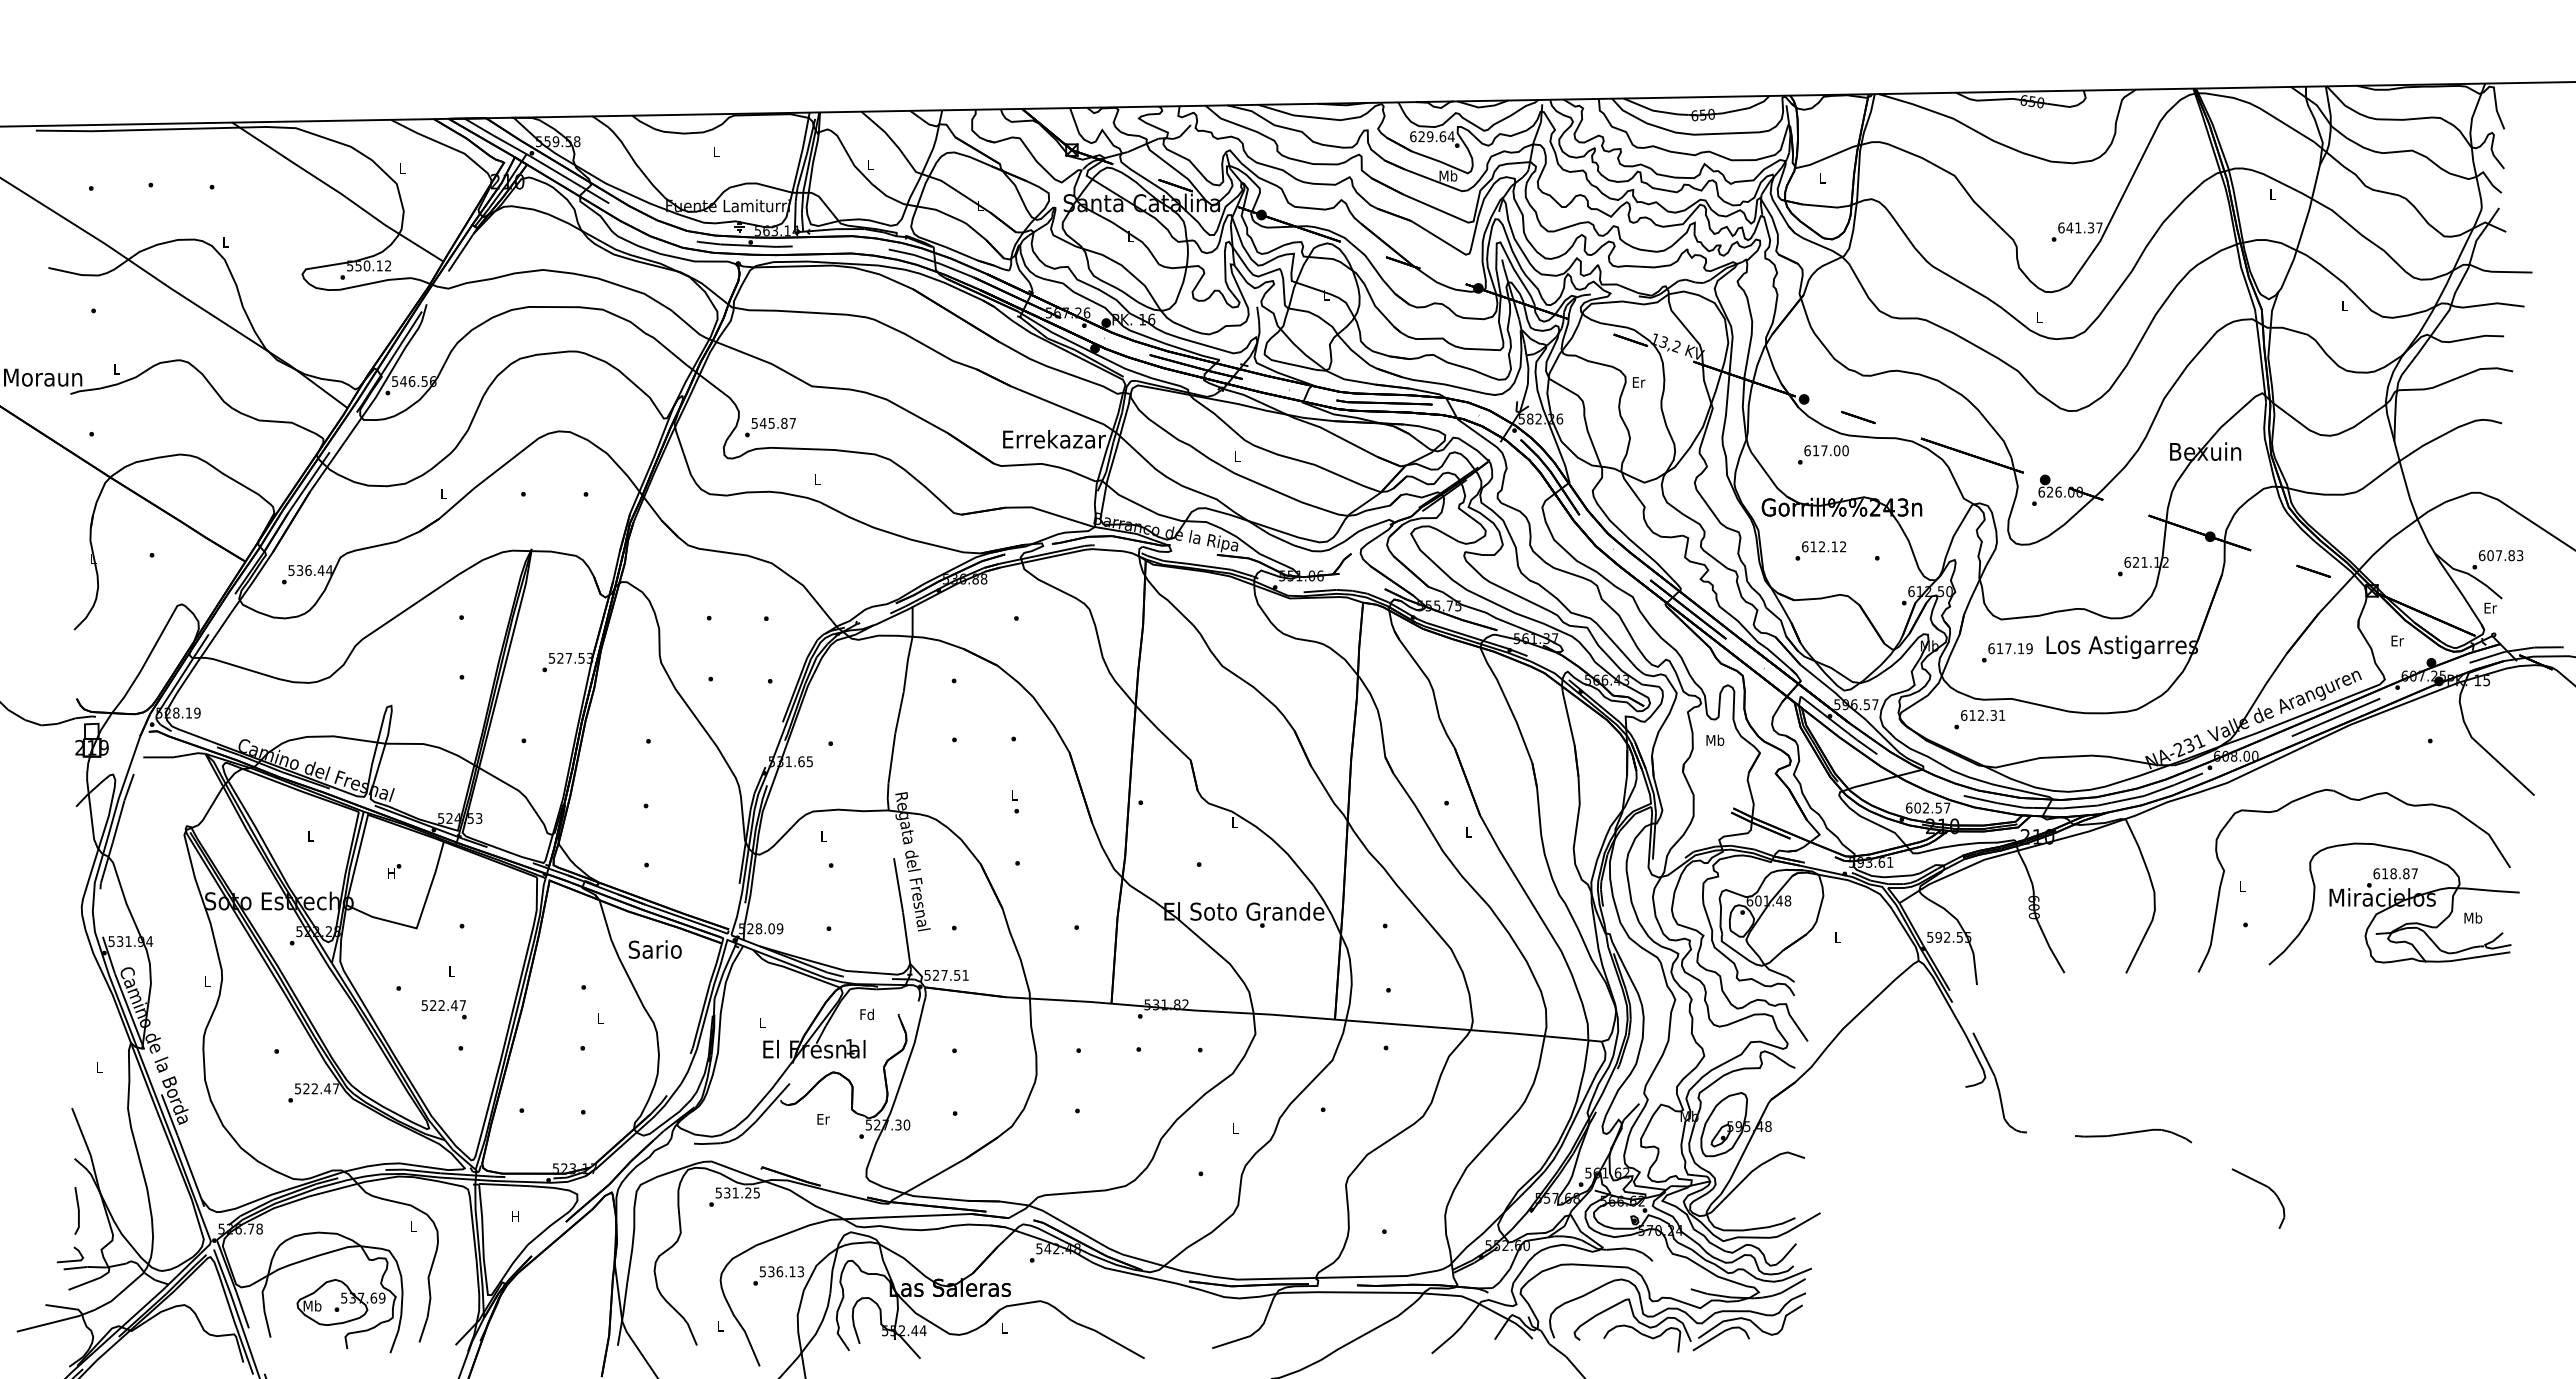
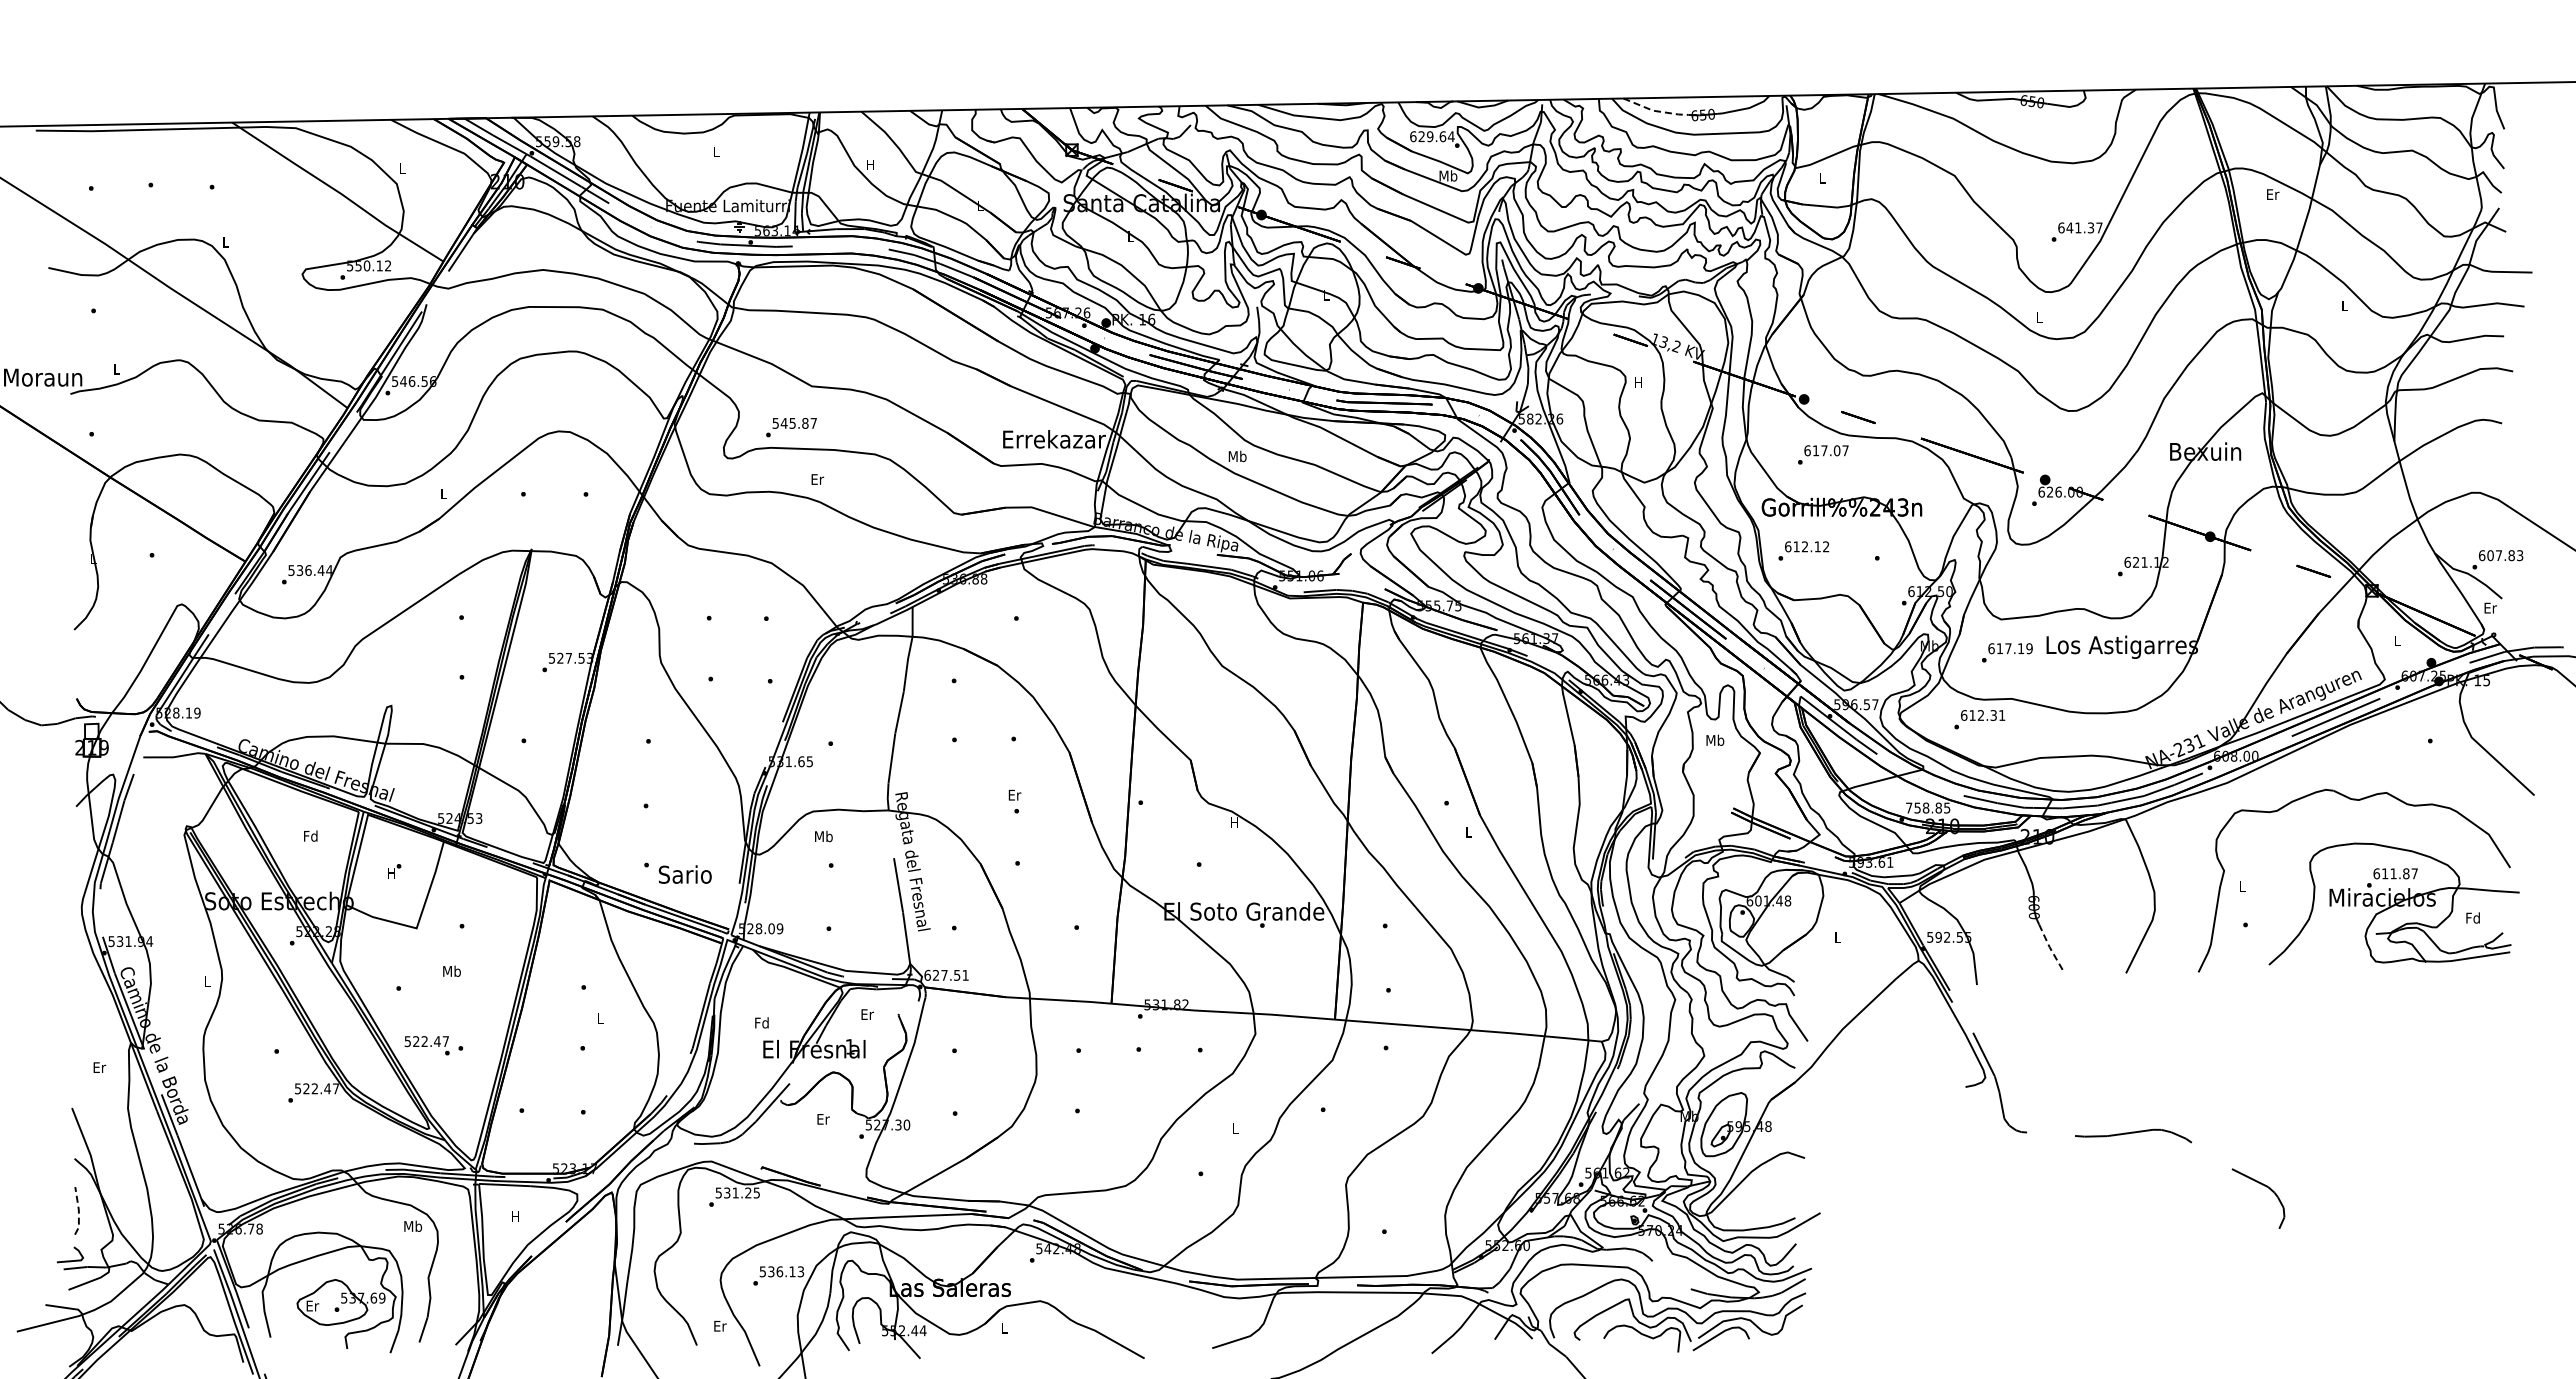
line: solid -> dashed (1655, 111)
text: L -> H (870, 164)
text: L -> Er (2273, 194)
text: Er -> H (1638, 382)
text position: (770, 427) -> (791, 427) (791, 427)
text: 617.00 -> 617.07 (1845, 450)
text: L -> Mb (1237, 456)
text: L -> Er (817, 479)
text position: (1820, 550) -> (1803, 550) (1803, 550)
text: Er -> L (2397, 640)
text: L -> Er (1014, 794)
text: 602.57 -> 758.85 (1928, 807)
text: L -> H (1234, 822)
text: L -> Fd (310, 835)
text: L -> Mb (823, 836)
text: 618.87 -> 611.87 (2393, 873)
text: Mb -> Fd (2473, 917)
line: solid -> dashed (2050, 948)
text position: (654, 949) -> (684, 874) (684, 874)
text: L -> Mb (451, 970)
text: 527.51 -> 627.51 (927, 974)
text position: (443, 1009) -> (426, 1045) (426, 1045)
text: Fd -> Er (866, 1014)
text: L -> Fd (761, 1022)
text: L -> Er (99, 1067)
line: solid -> dashed (78, 1210)
text: L -> Mb (413, 1225)
text: Mb -> Er (312, 1305)
text: L -> Er (720, 1325)
